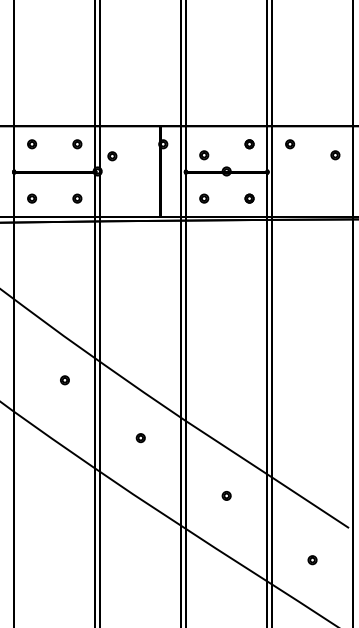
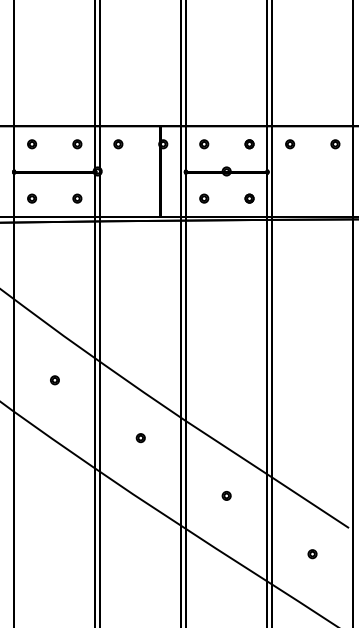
part position: (204, 155) -> (204, 144) (204, 144)
part position: (335, 155) -> (335, 144) (335, 144)
part position: (112, 156) -> (118, 144) (118, 144)
part position: (64, 380) -> (54, 380) (54, 380)
part position: (312, 560) -> (312, 554) (312, 554)
